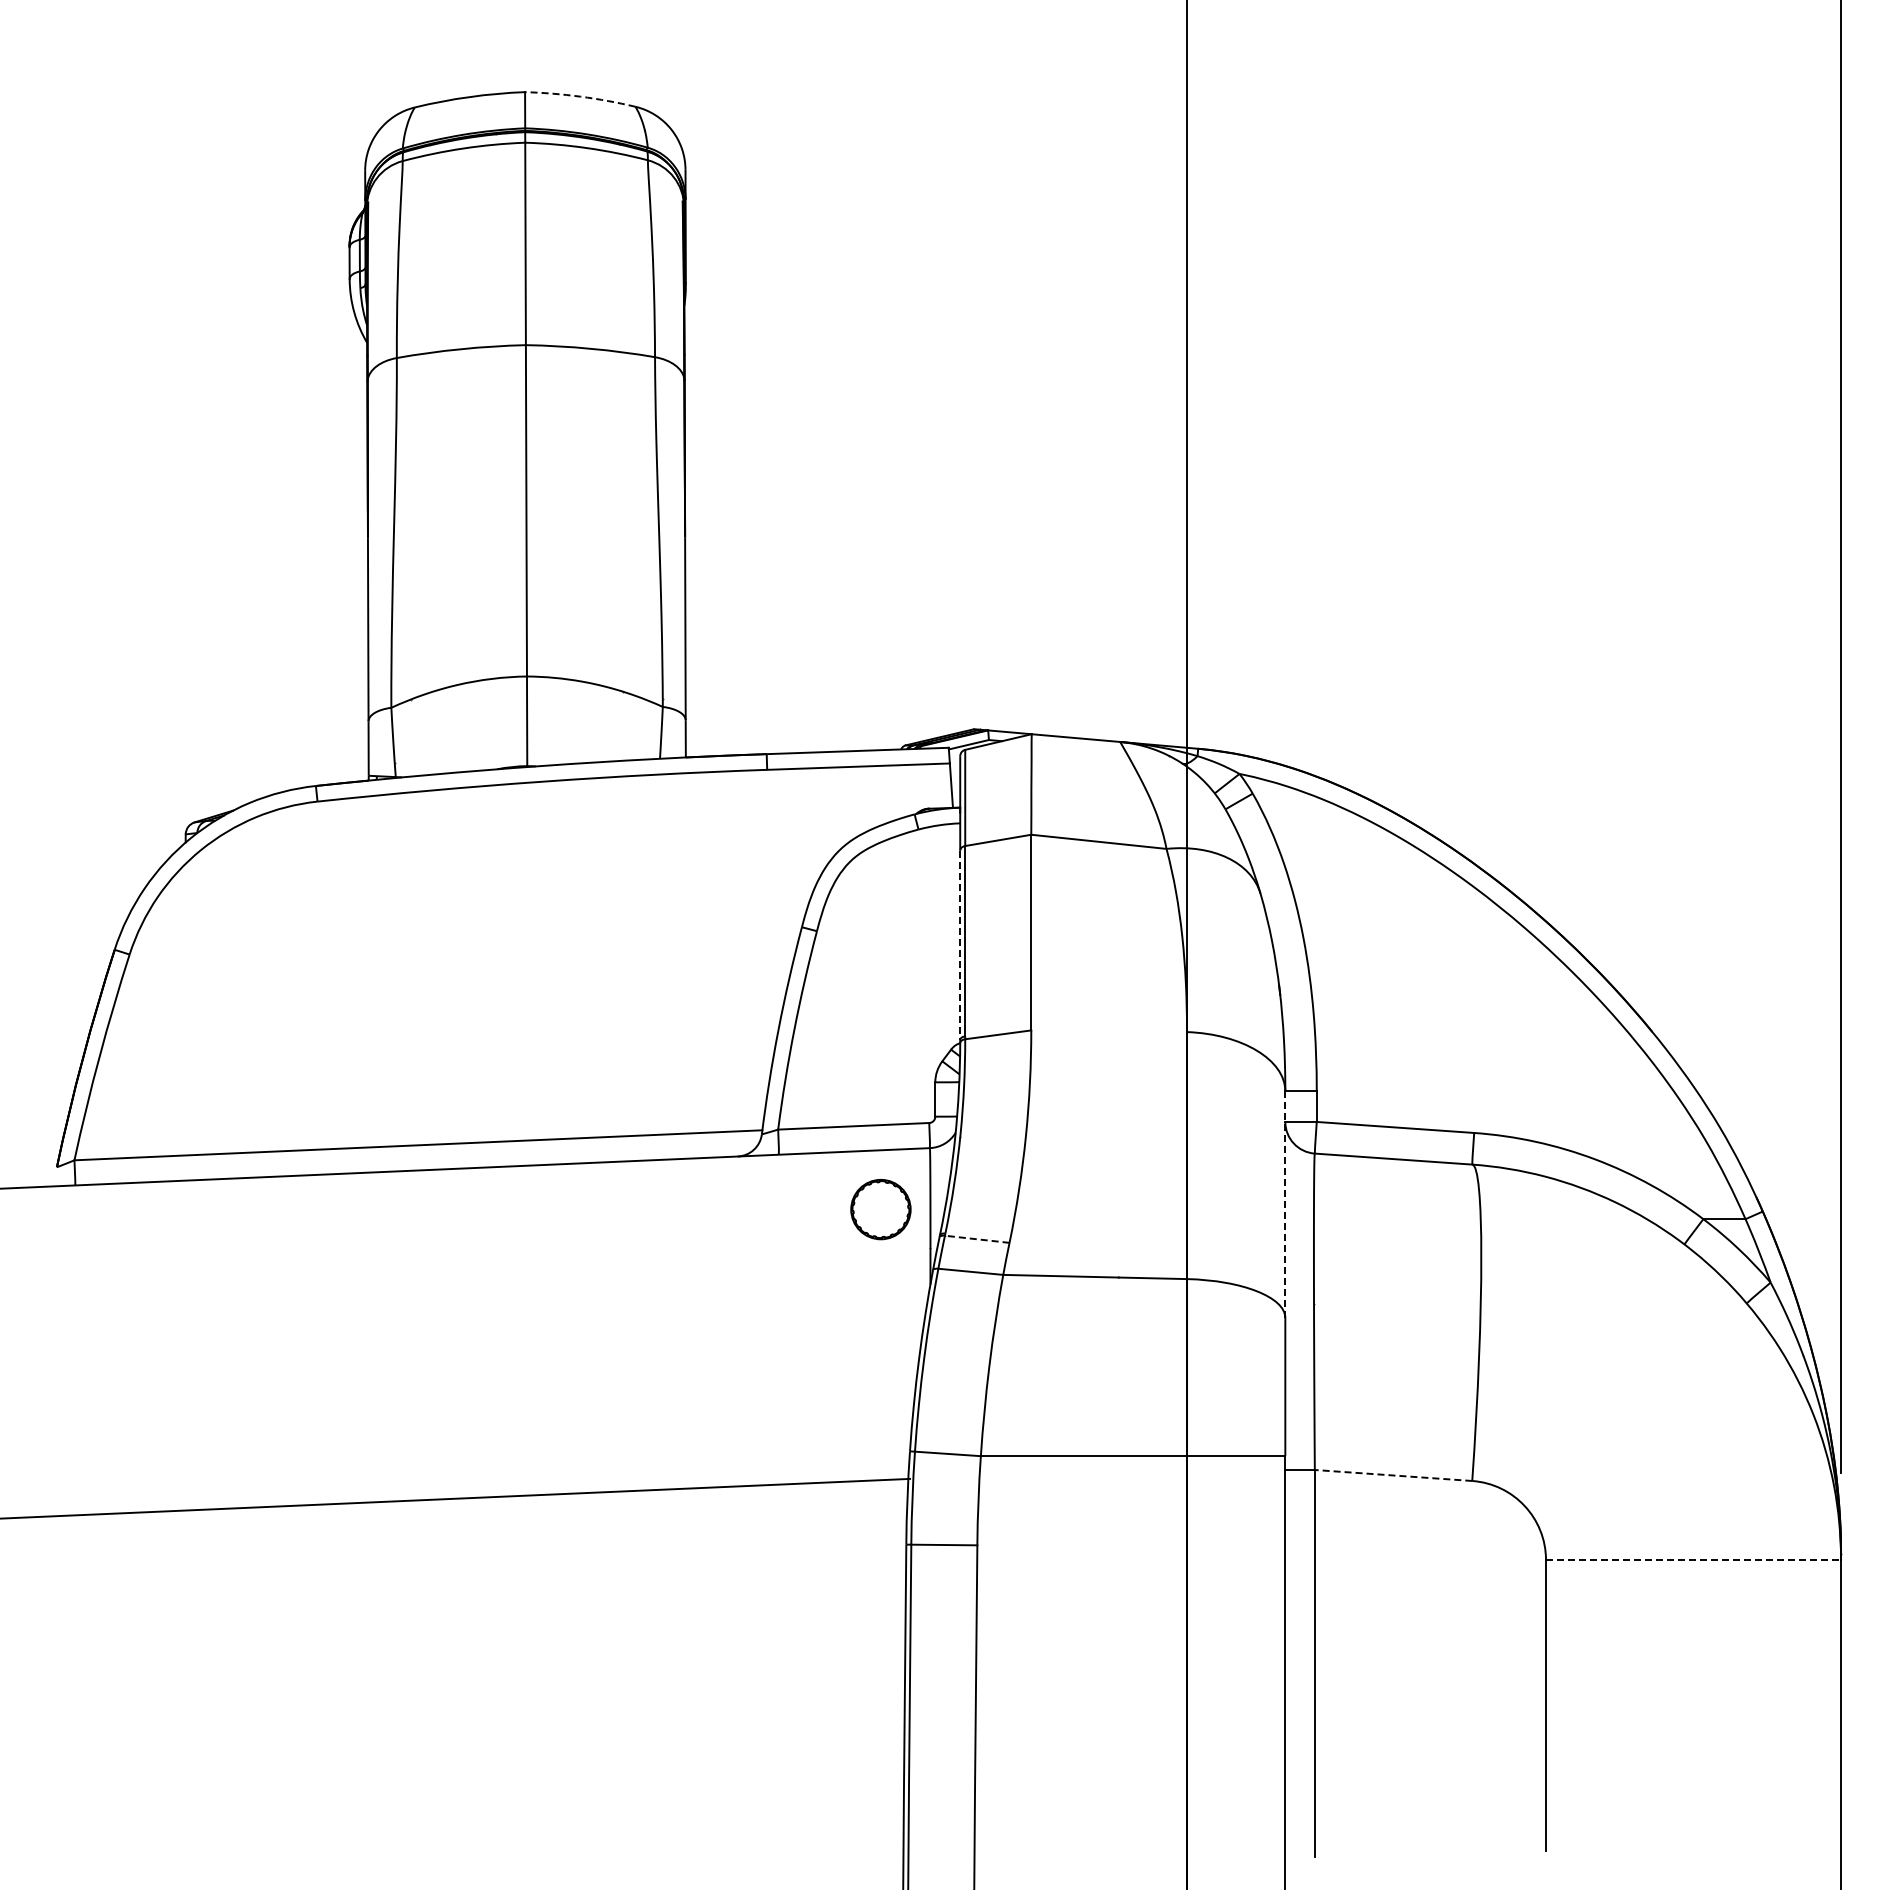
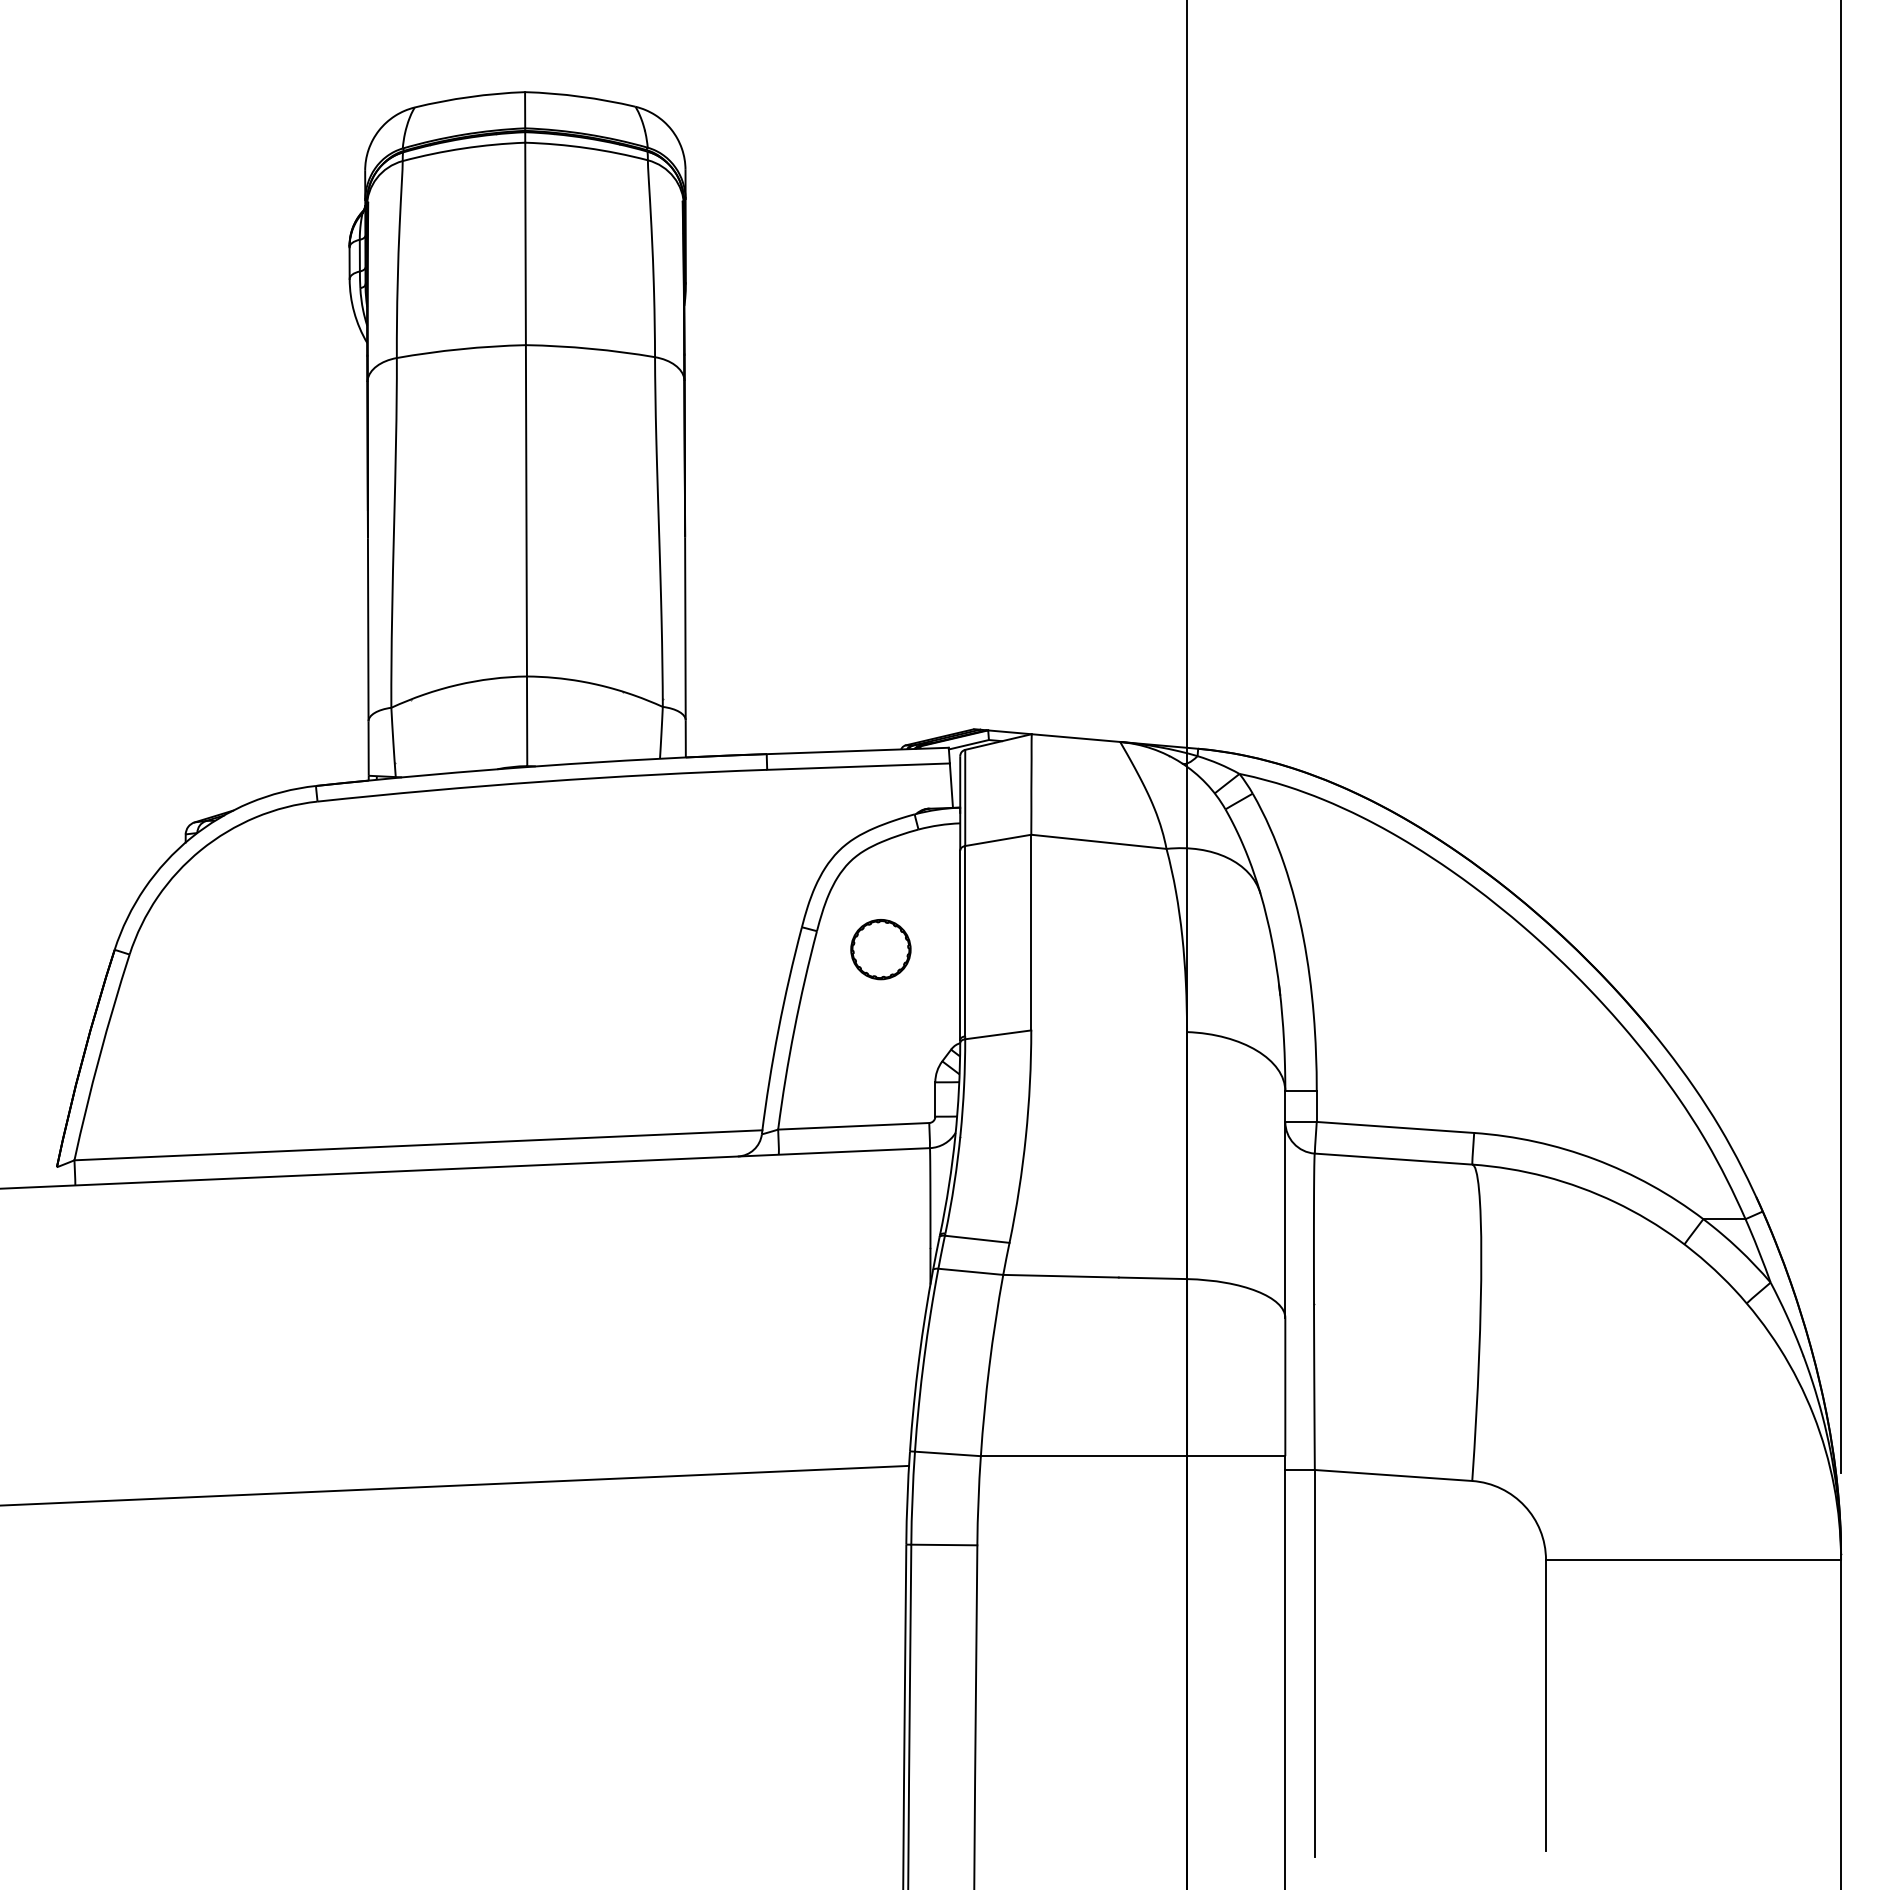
arc: dashed -> solid (580, 96)
line: dashed -> solid (960, 945)
line: dashed -> solid (1285, 1204)
part position: (880, 1209) -> (880, 949) (880, 949)
line: dashed -> solid (976, 1239)
line: dashed -> solid (1393, 1475)
line position: (456, 1498) -> (455, 1485) (455, 1485)
line: dashed -> solid (1693, 1560)
